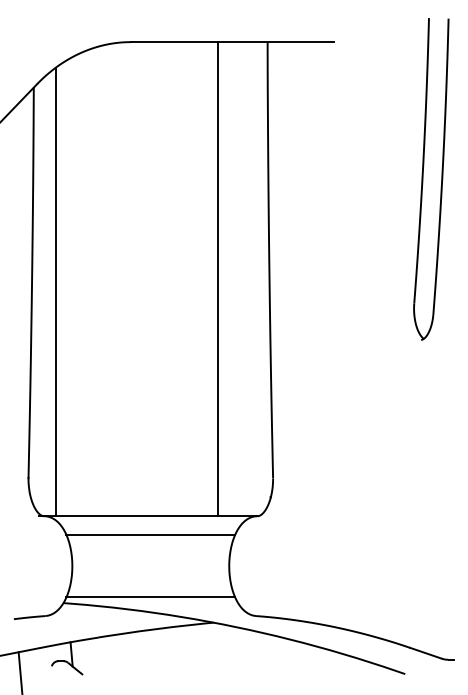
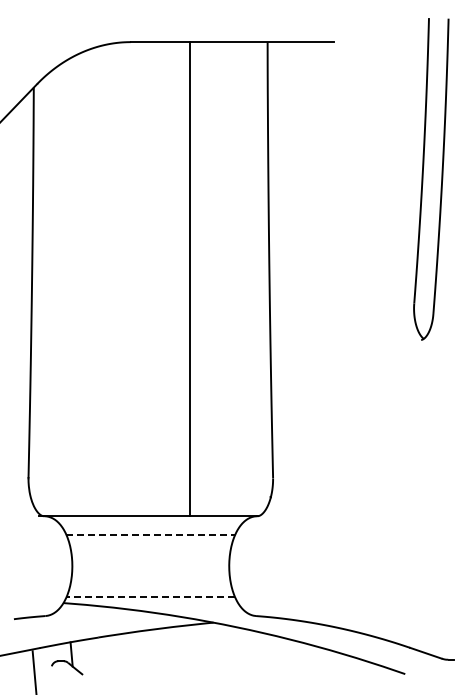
line position: (218, 279) -> (190, 279) (190, 279)
line: present -> none (55, 291)
line: solid -> dashed (151, 534)
line: solid -> dashed (150, 597)
line position: (20, 671) -> (34, 671) (34, 671)
